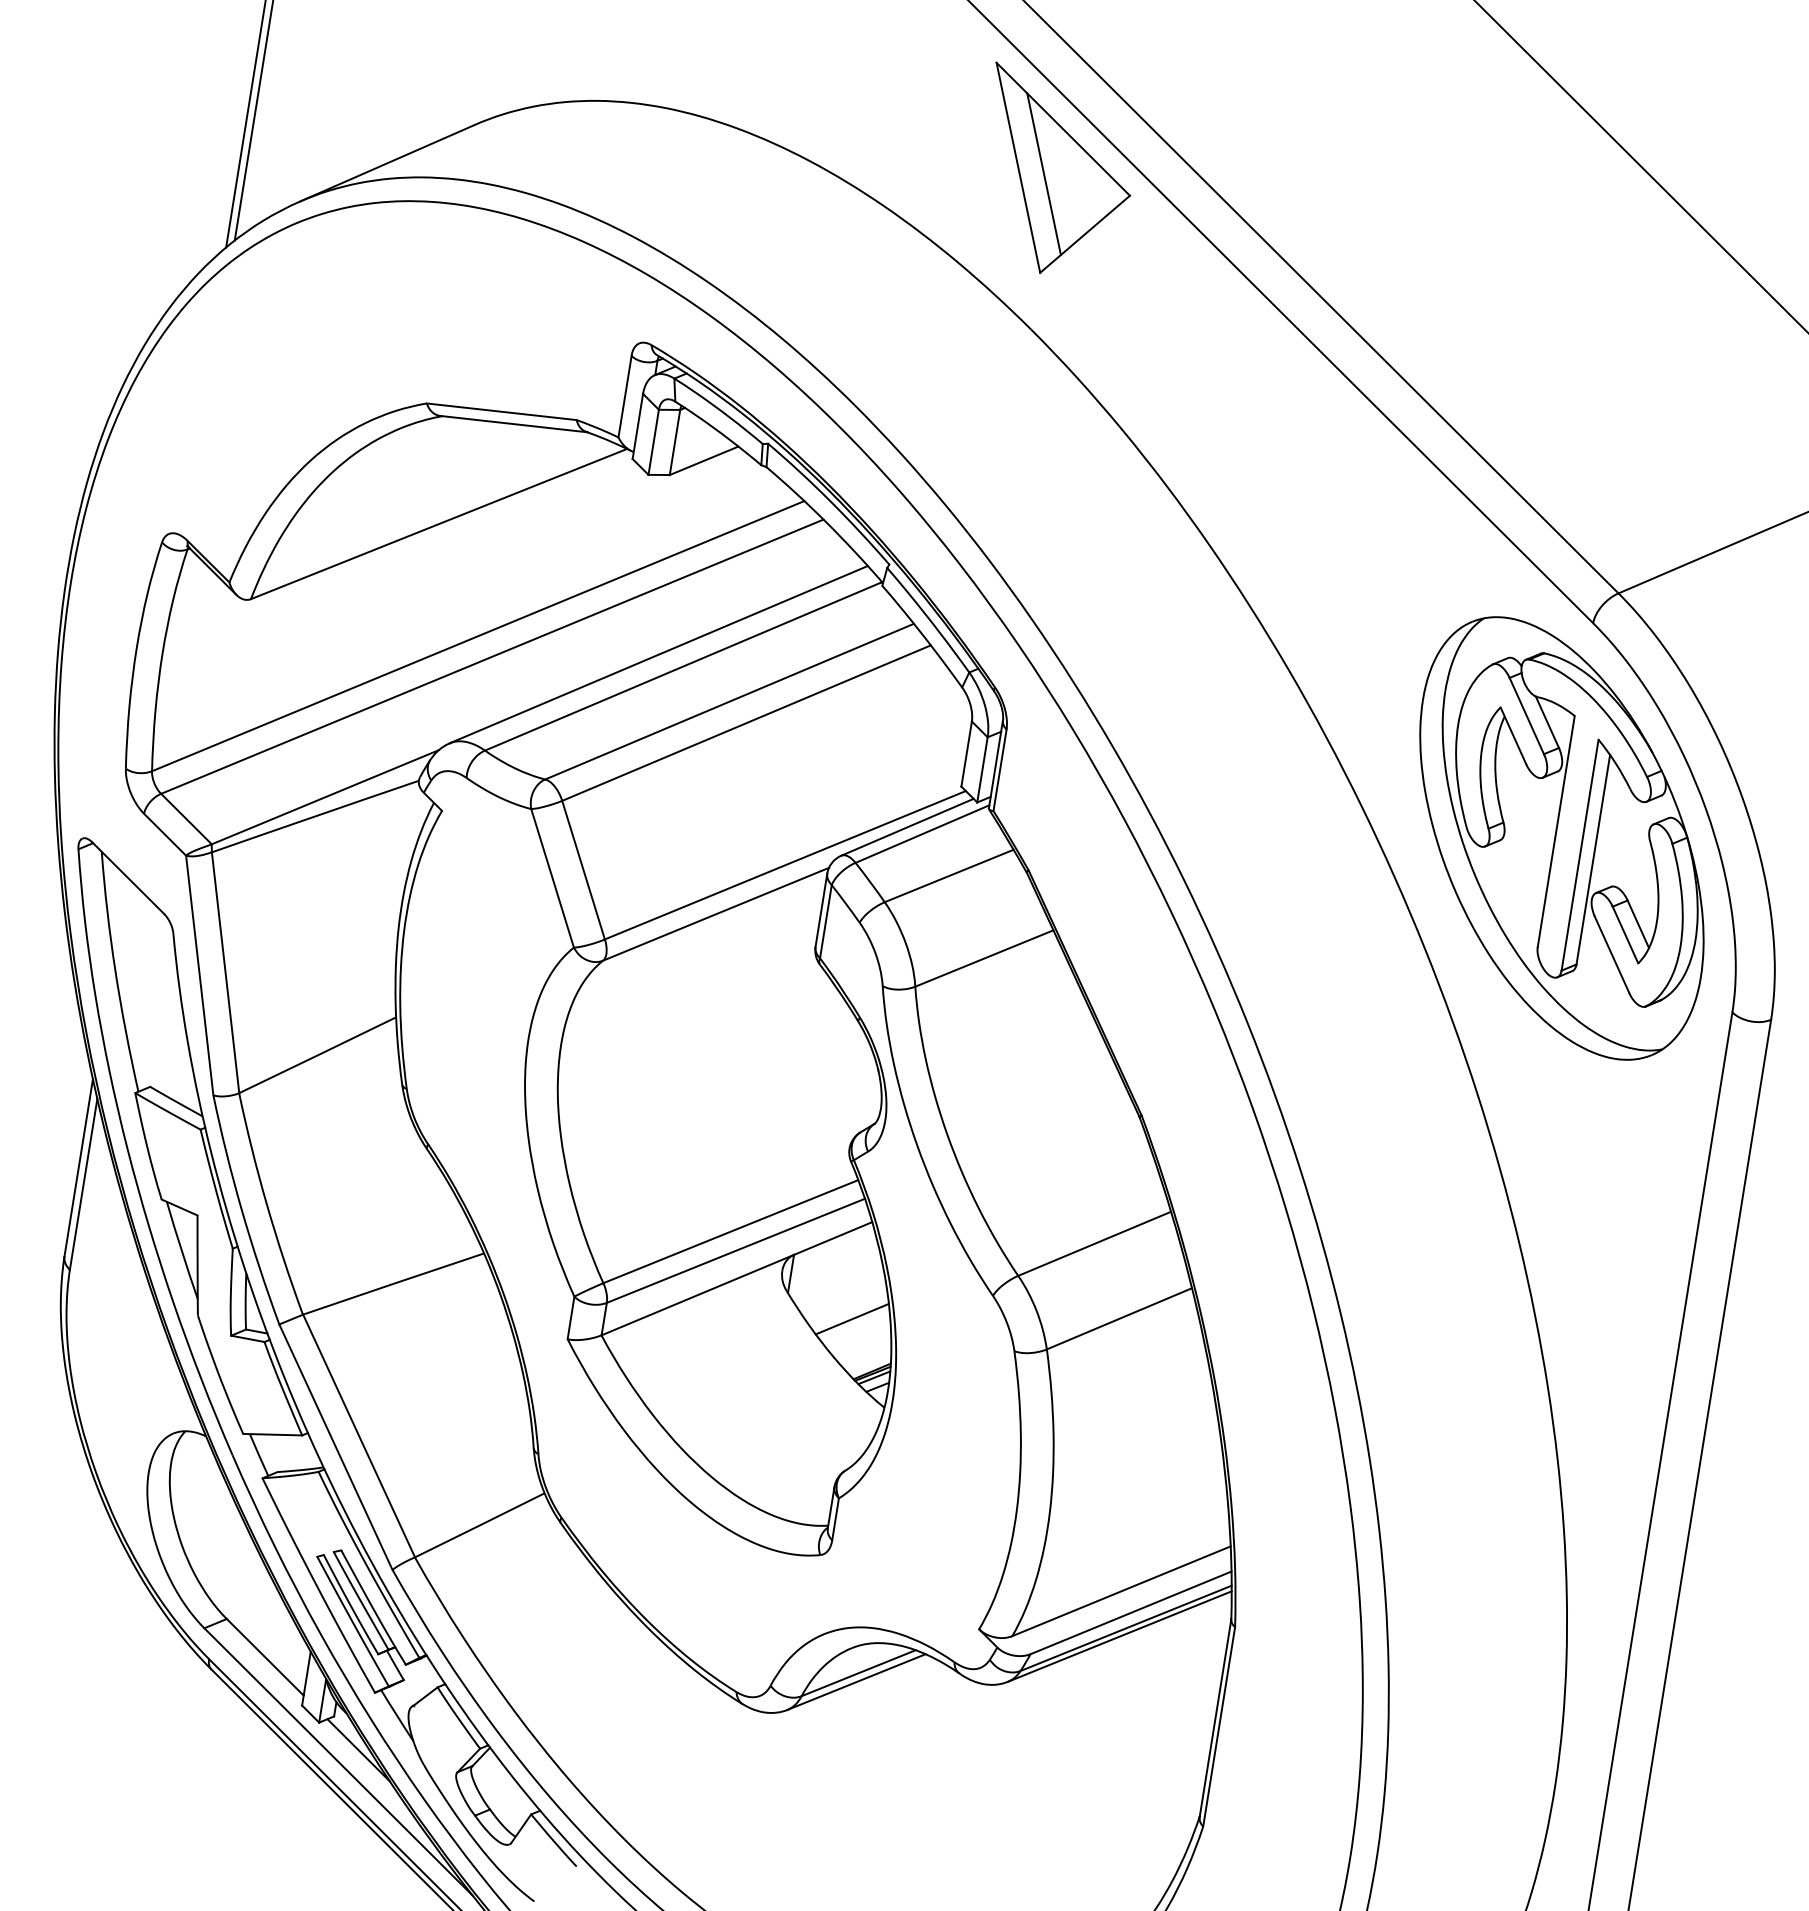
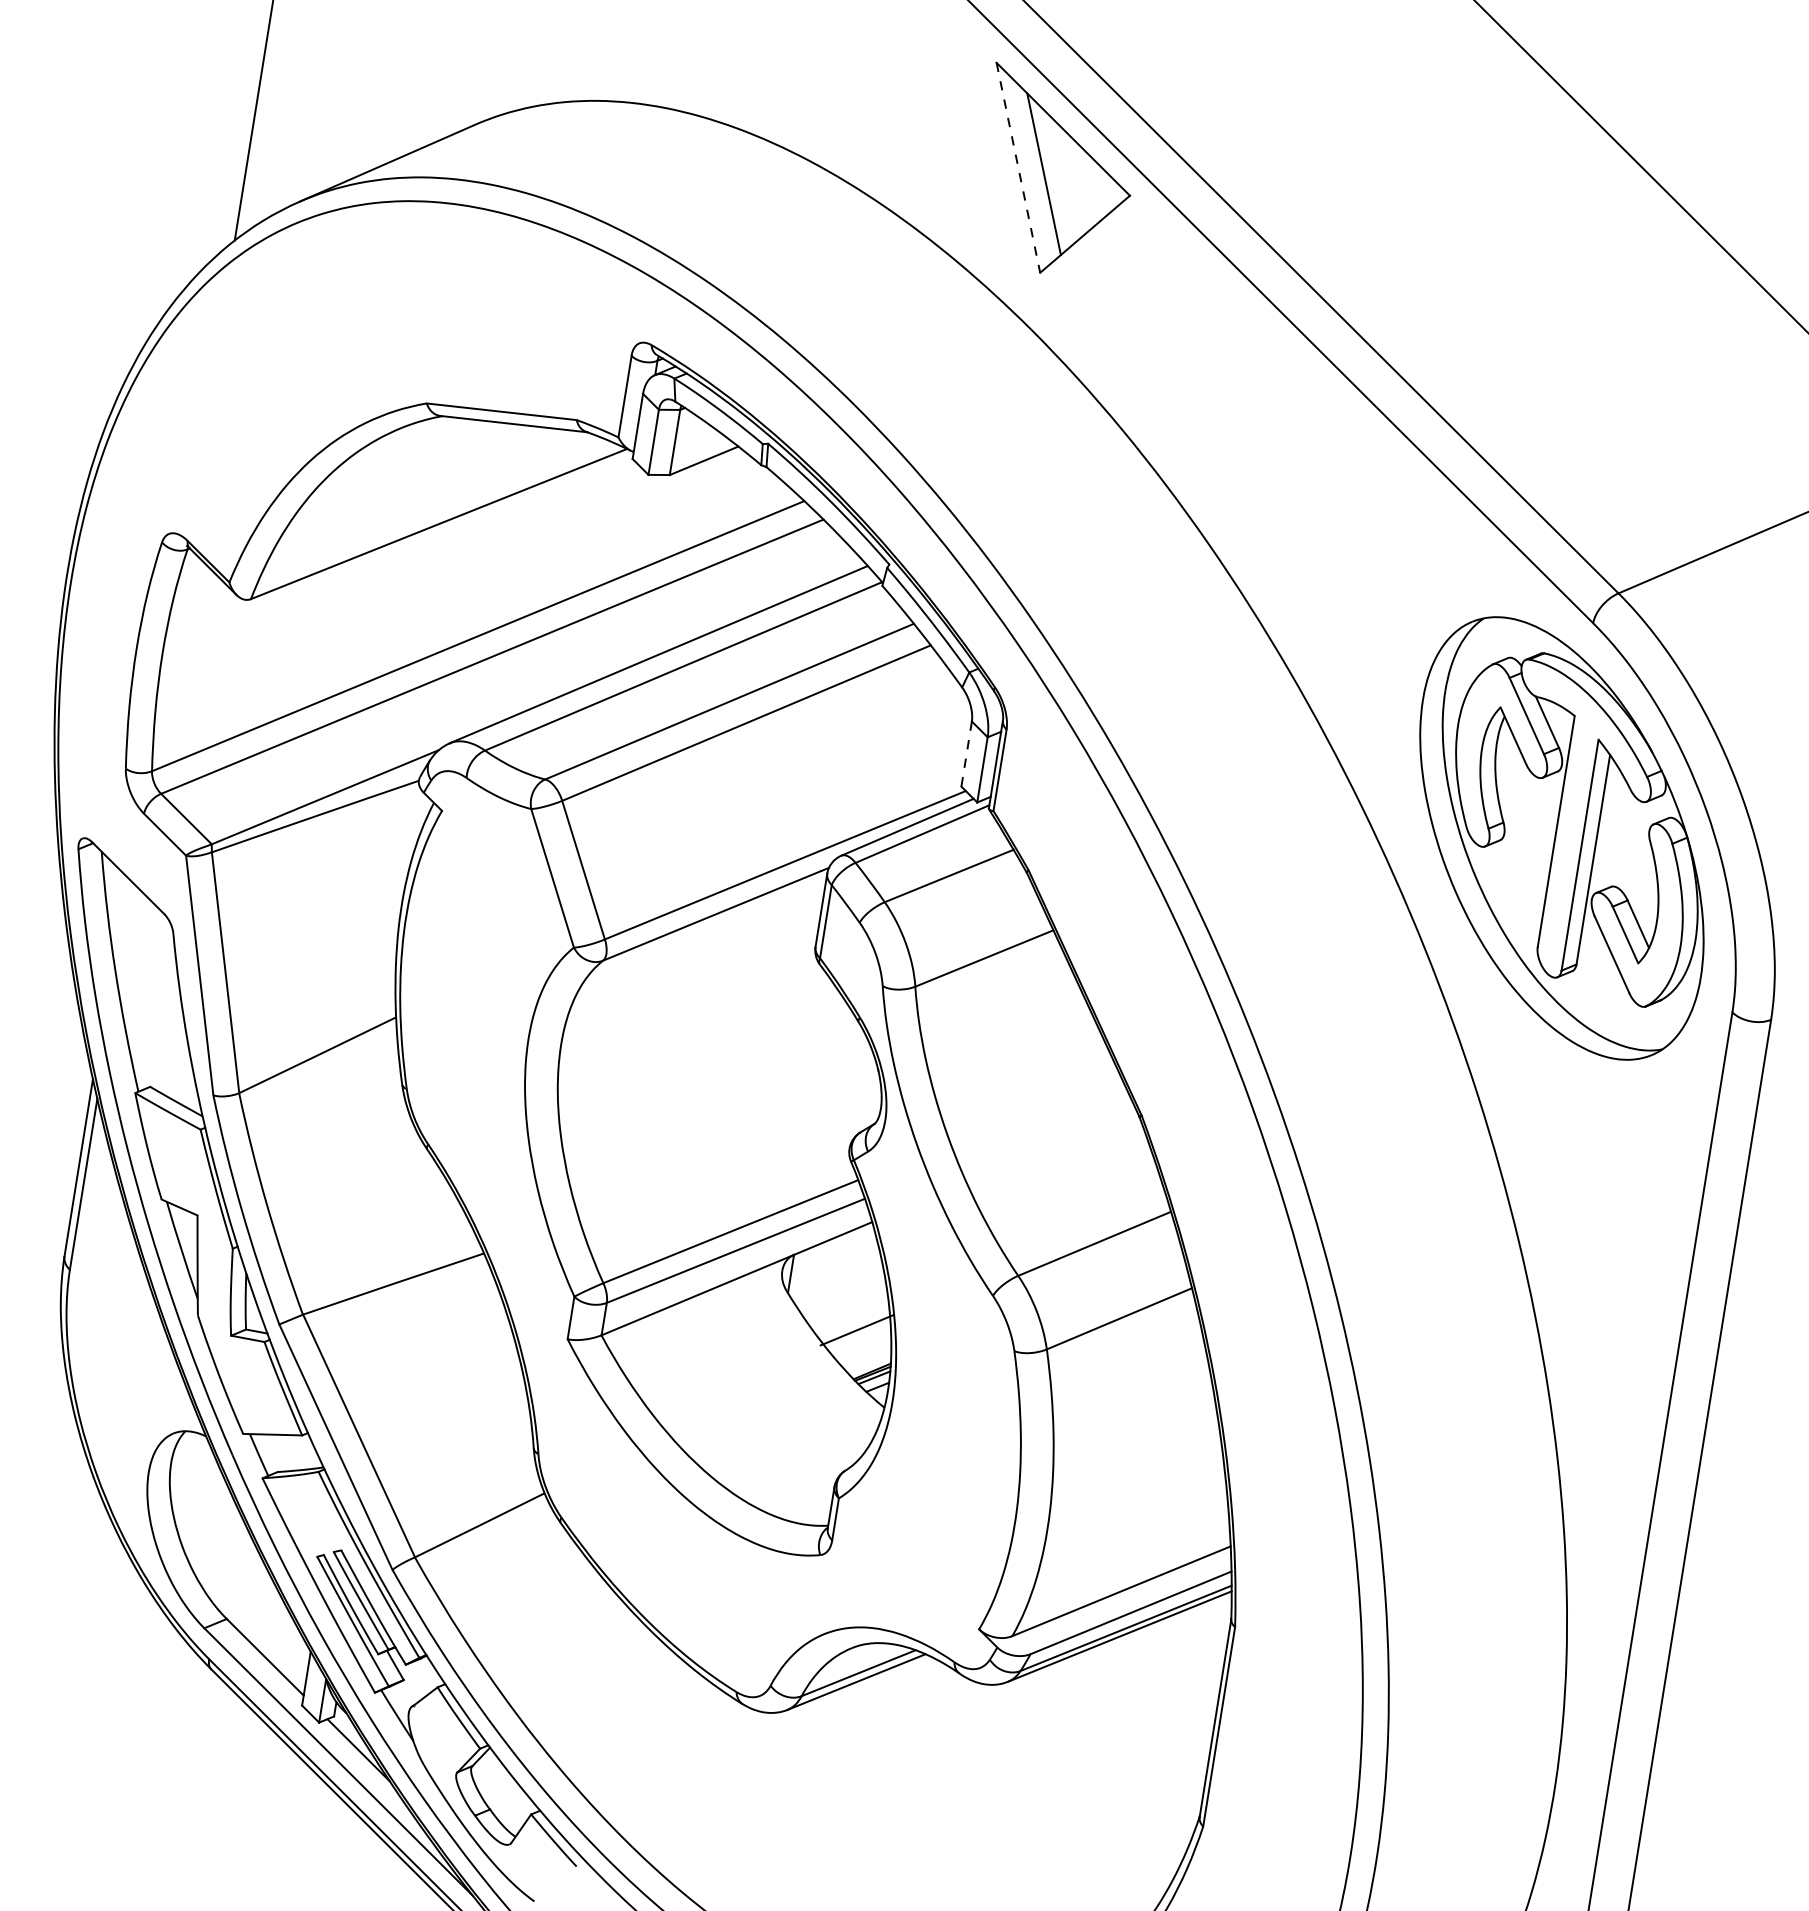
line: present -> none (245, 124)
line: solid -> dashed (1018, 168)
line: solid -> dashed (966, 754)
line position: (851, 1318) -> (856, 1329) (856, 1329)
